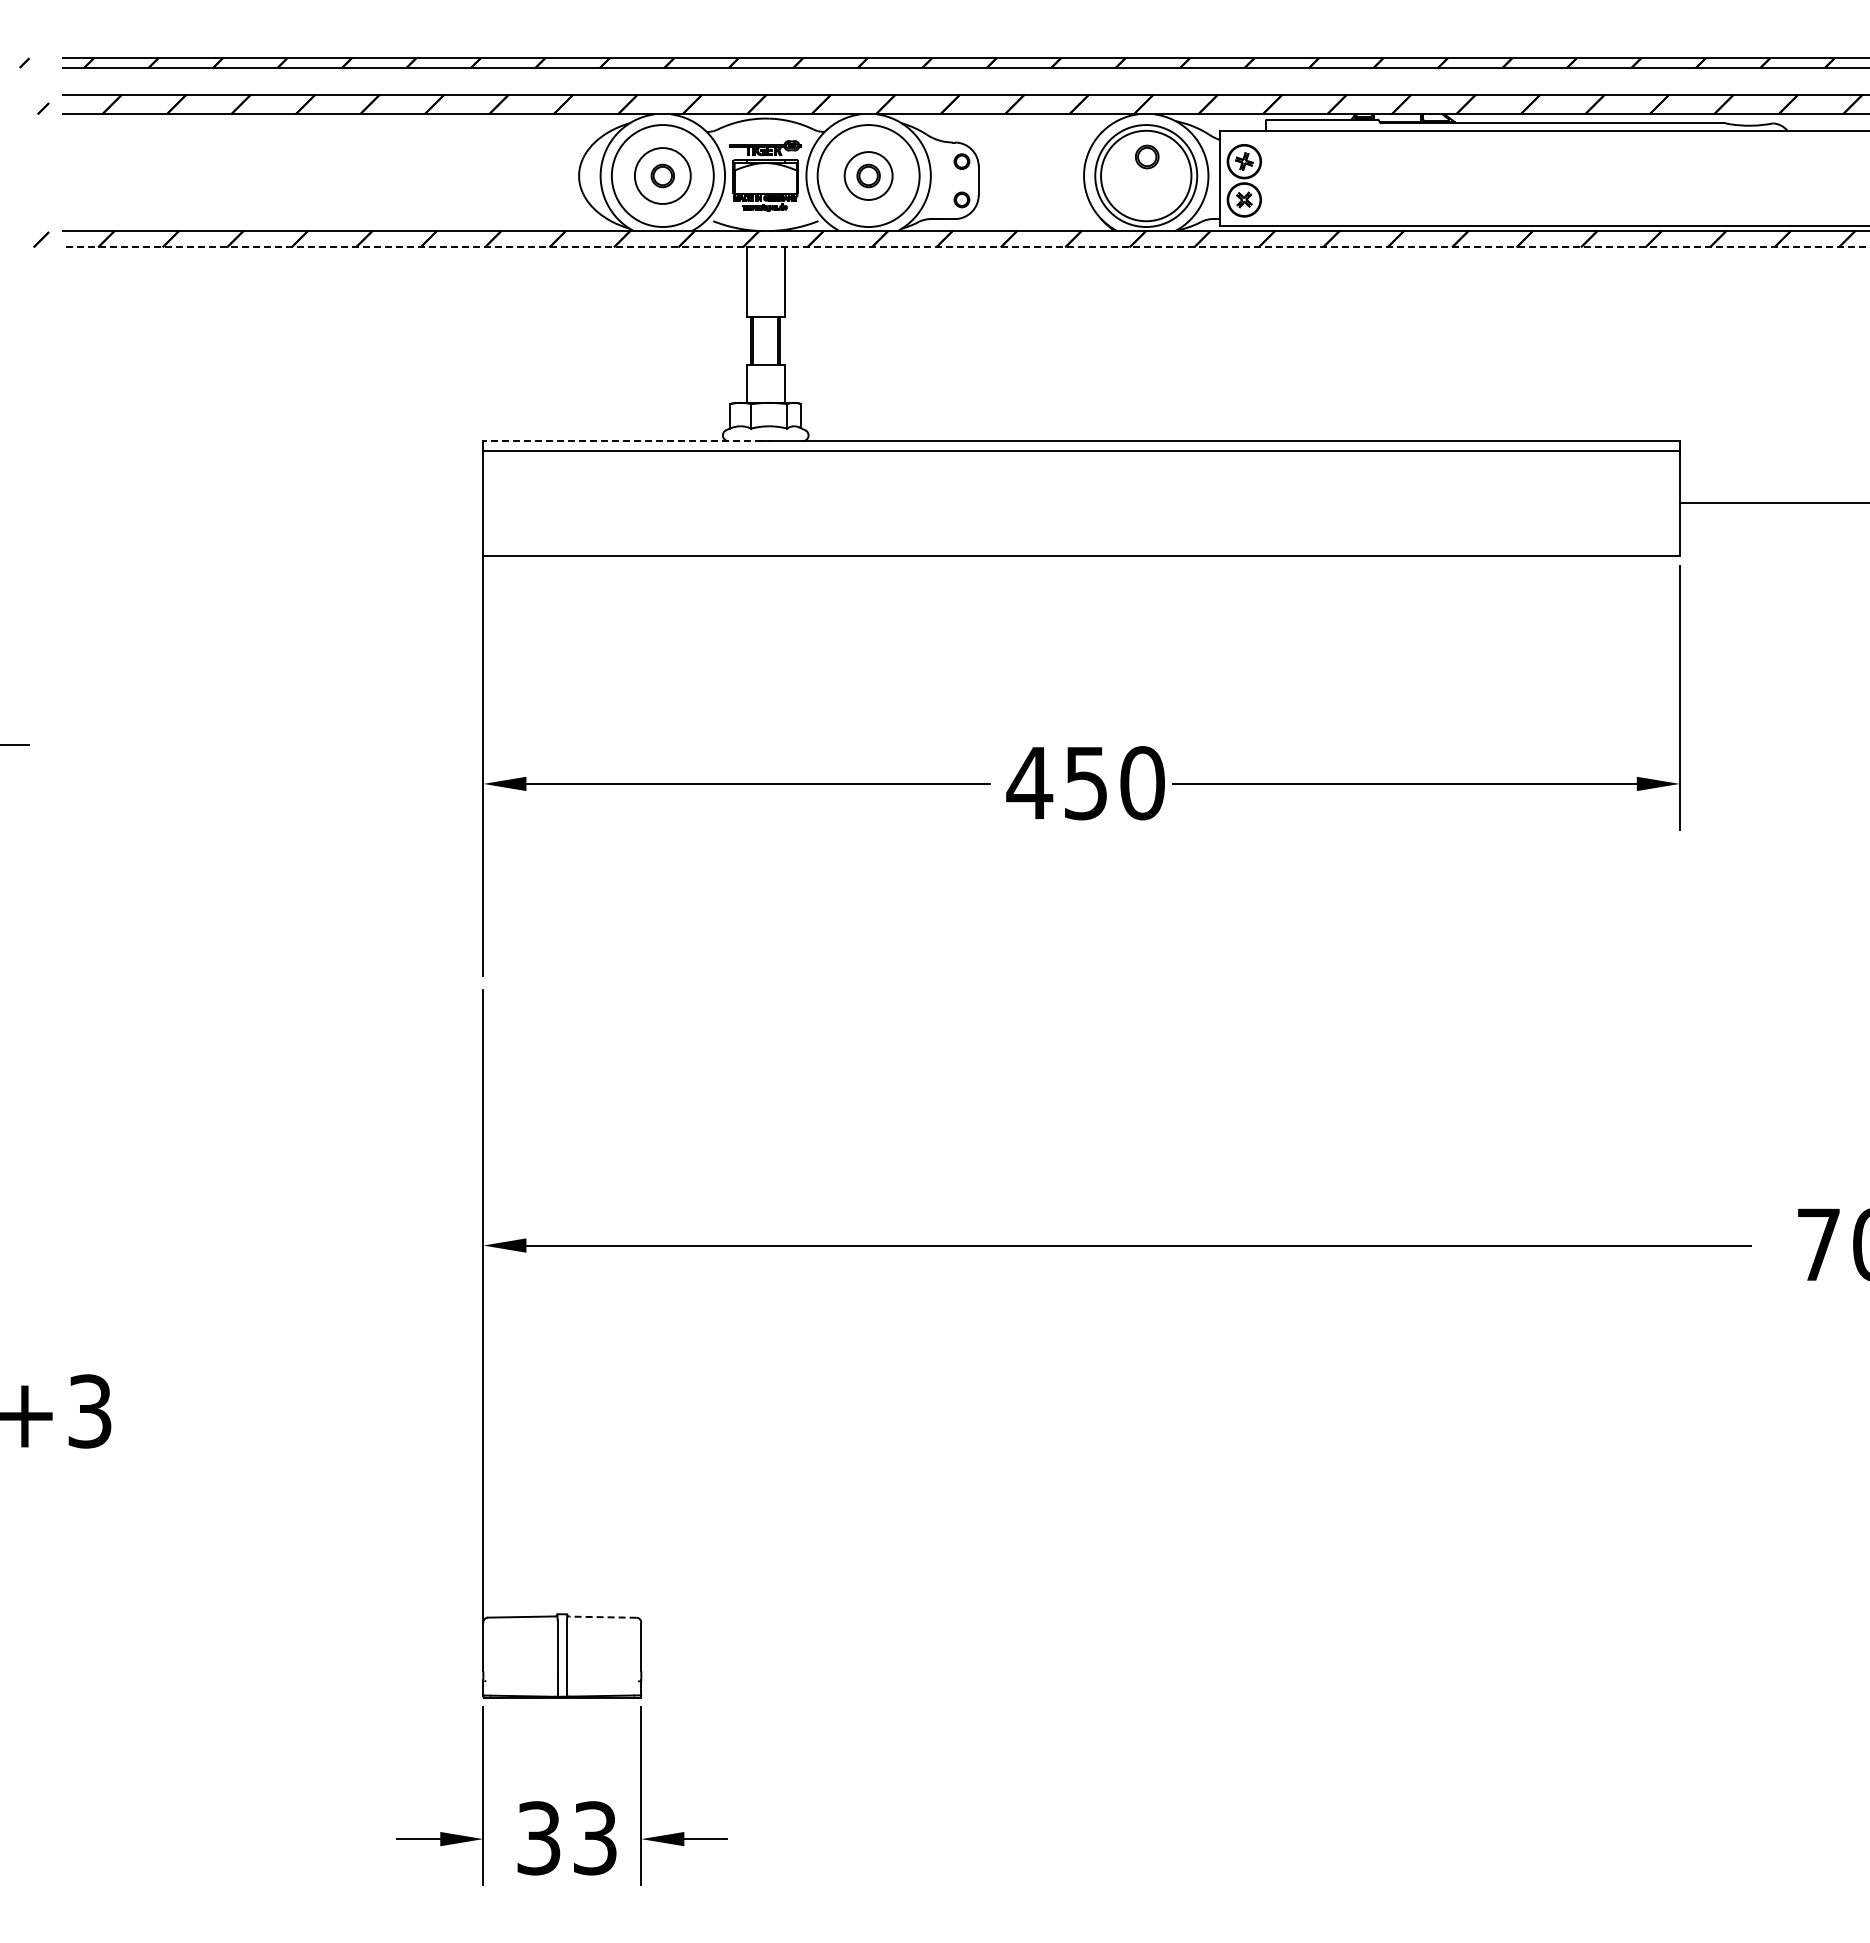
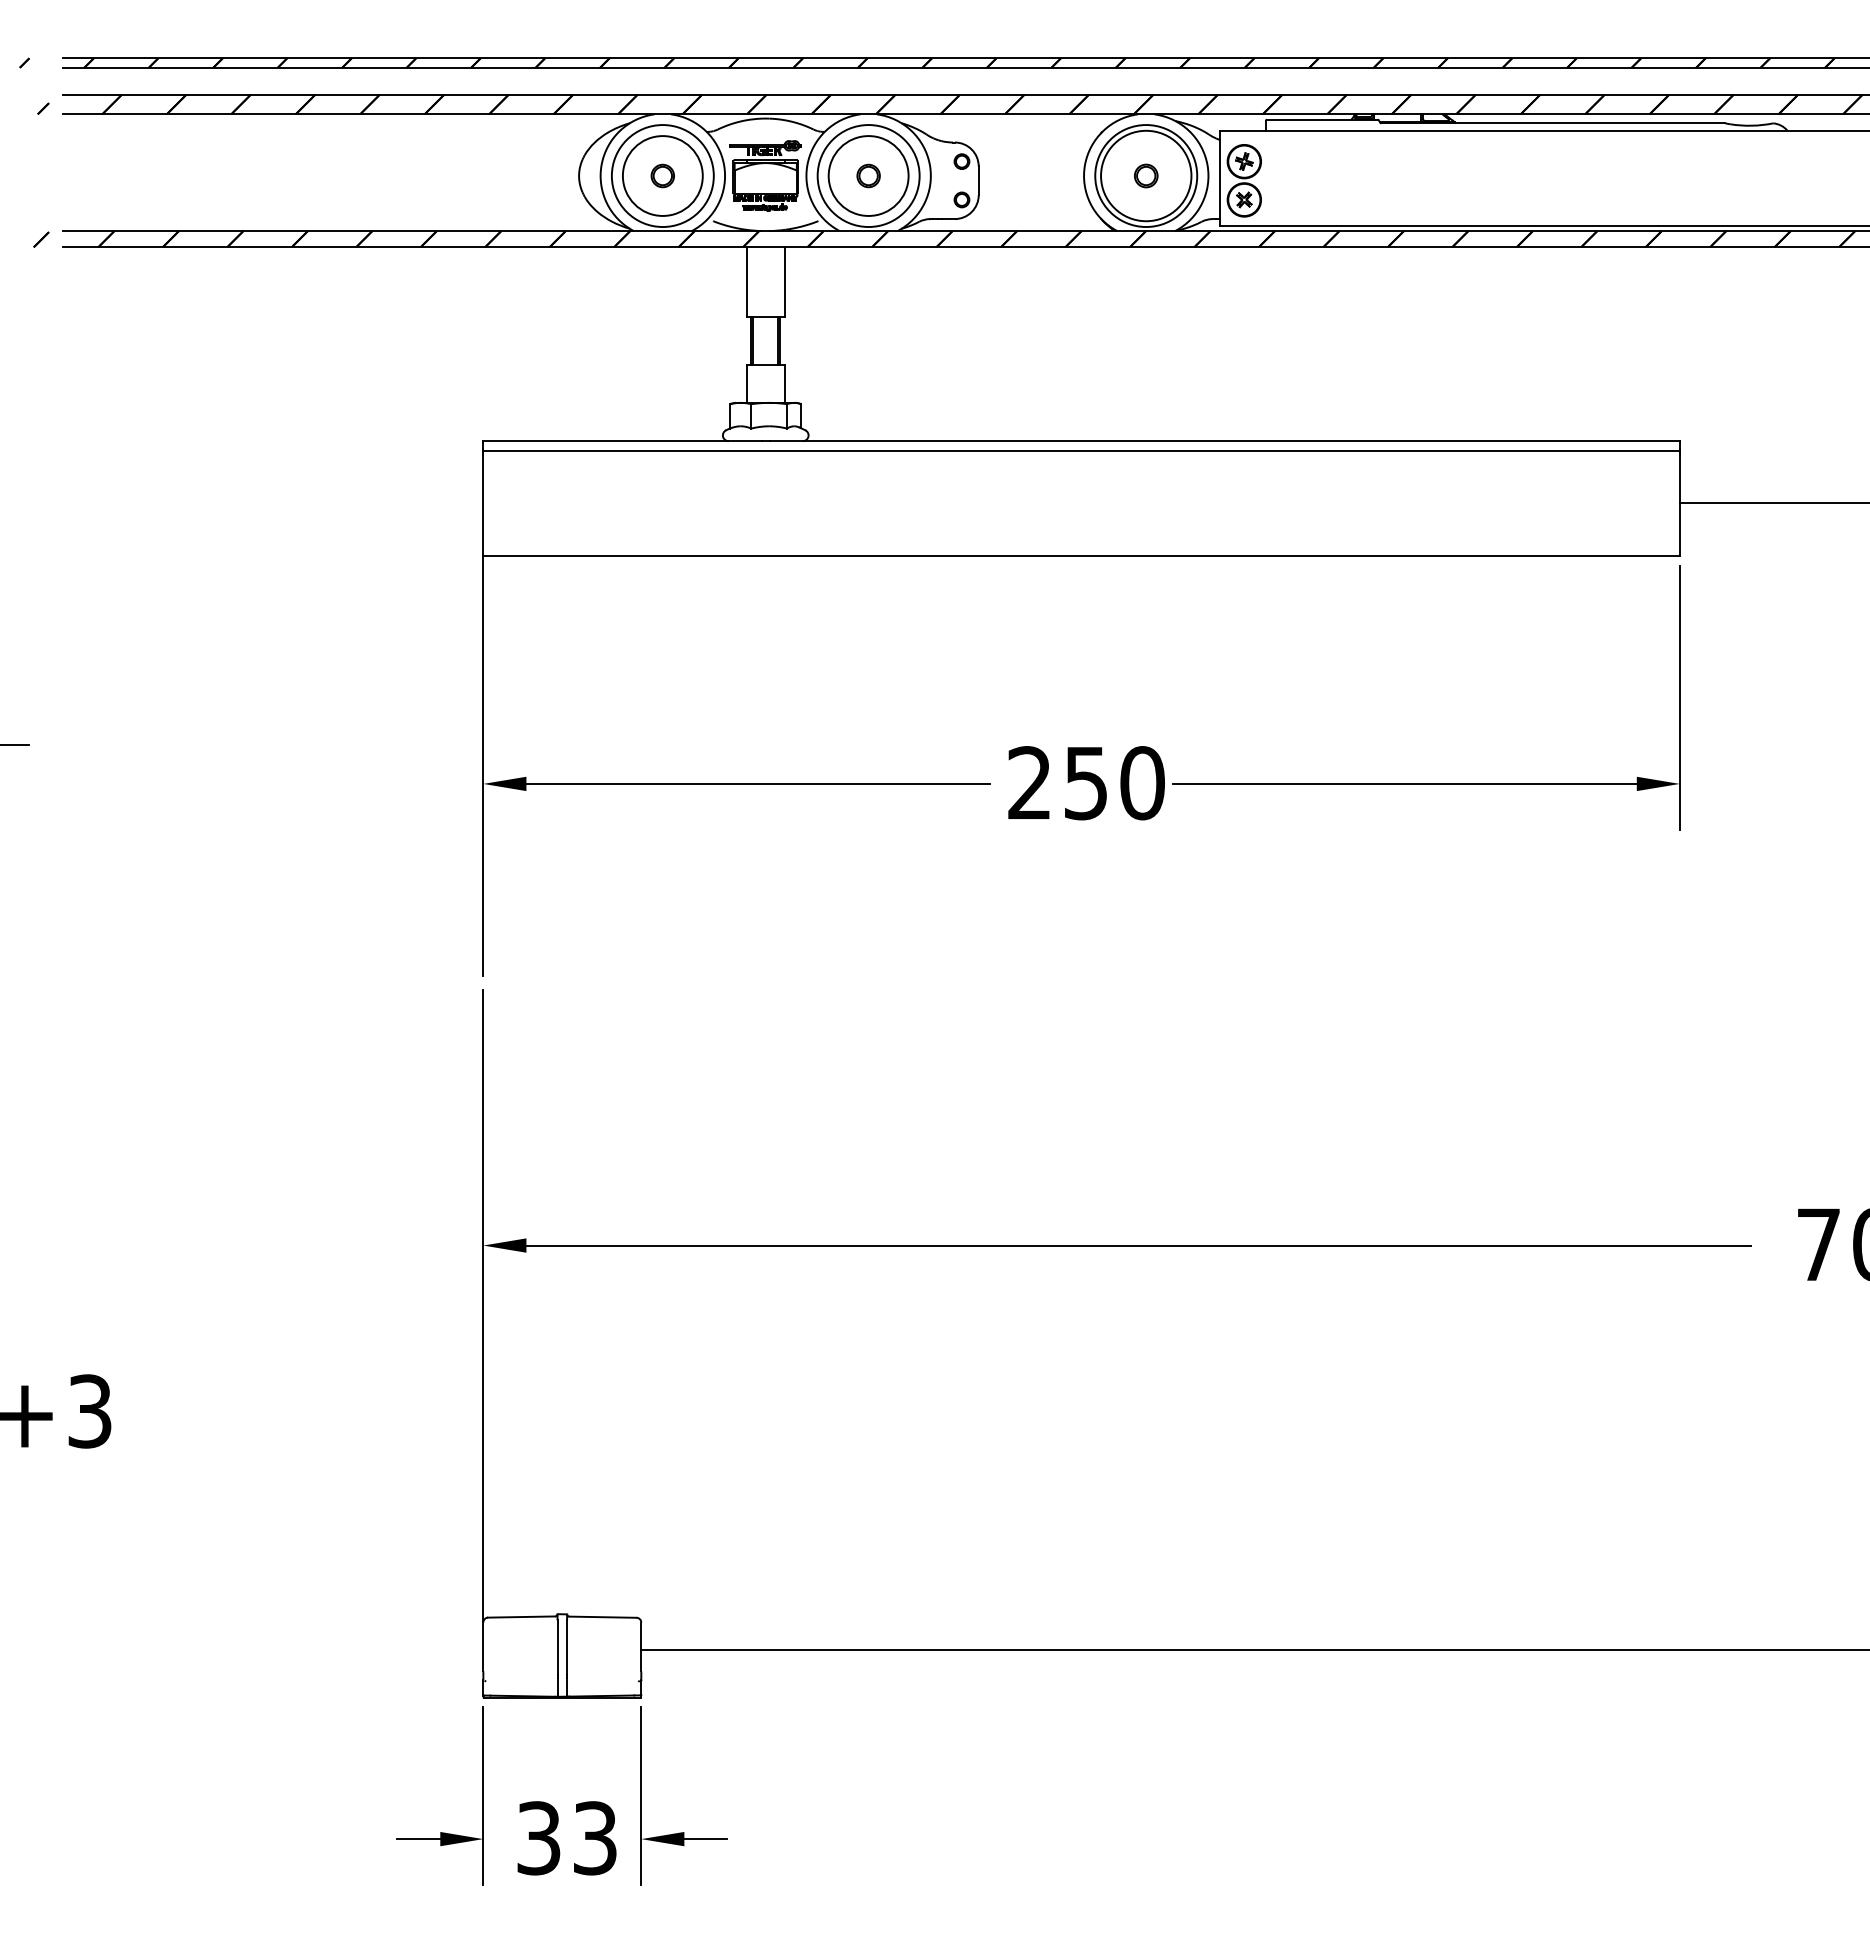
part position: (1147, 156) -> (1146, 175) (1146, 175)
circle diameter: 56 px -> 80 px (662, 175)
circle diameter: 48 px -> 80 px (868, 175)
line: dashed -> solid (966, 247)
line: dashed -> solid (621, 441)
text: 450 -> 250 (1029, 782)
line: dashed -> solid (603, 1617)
line: none -> present (1253, 1649)
